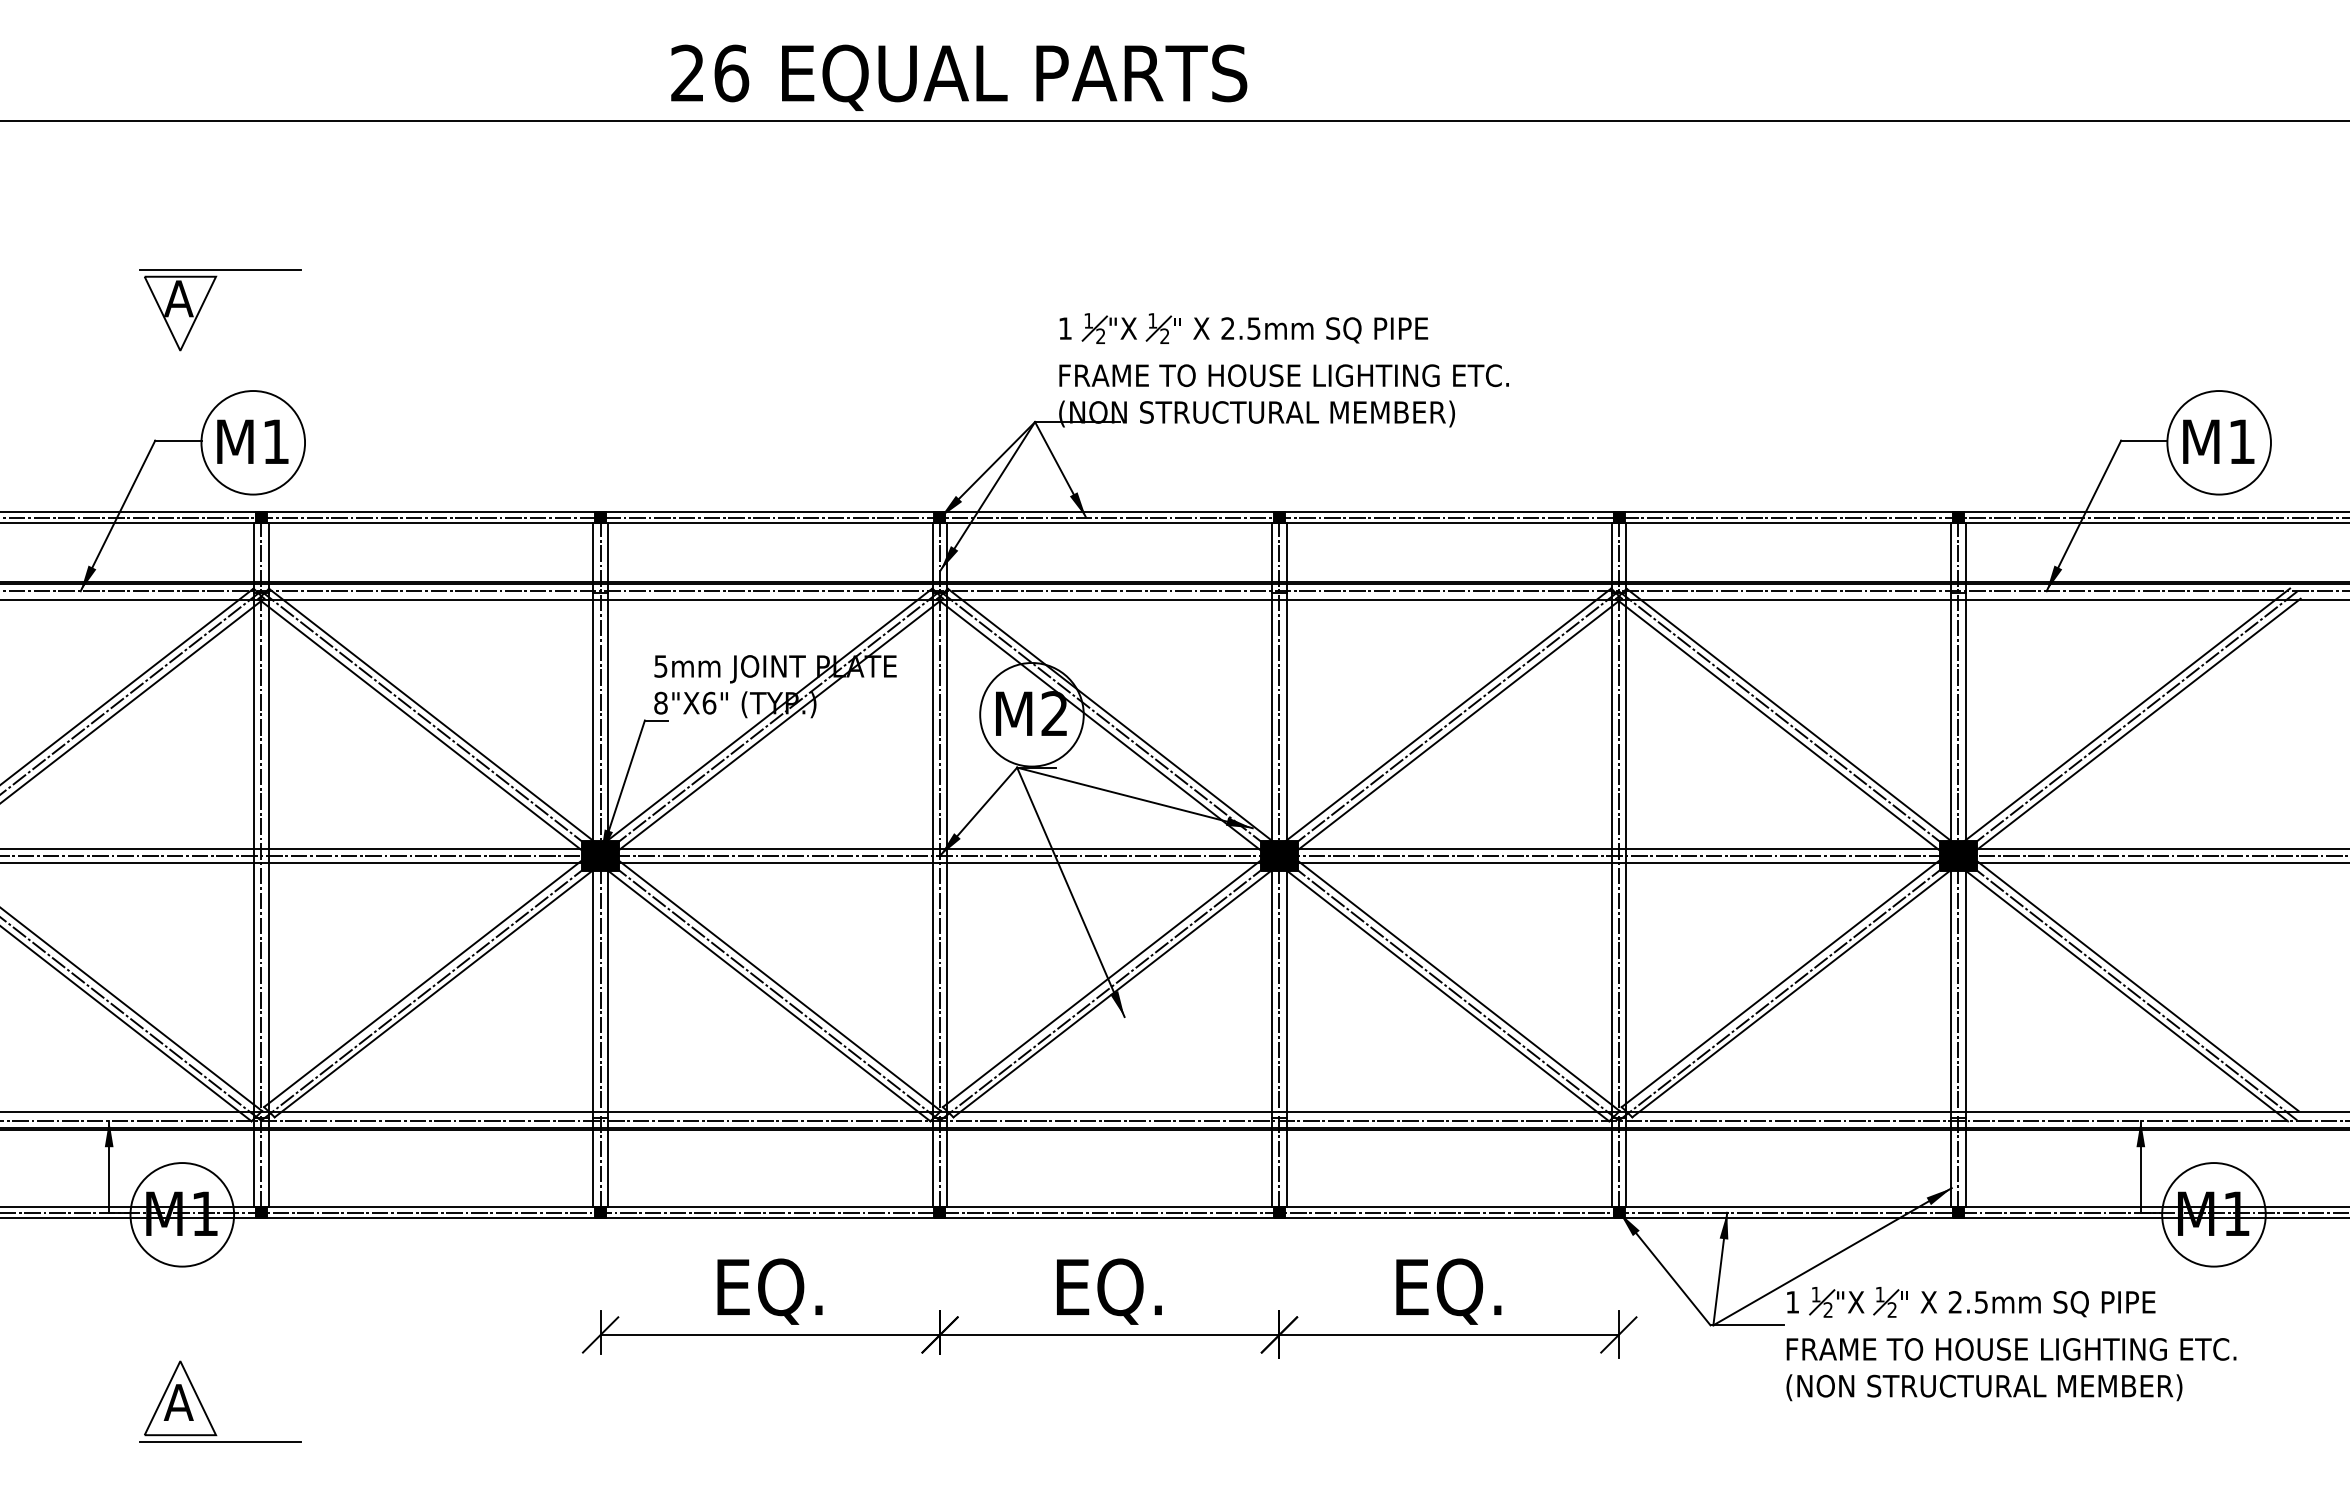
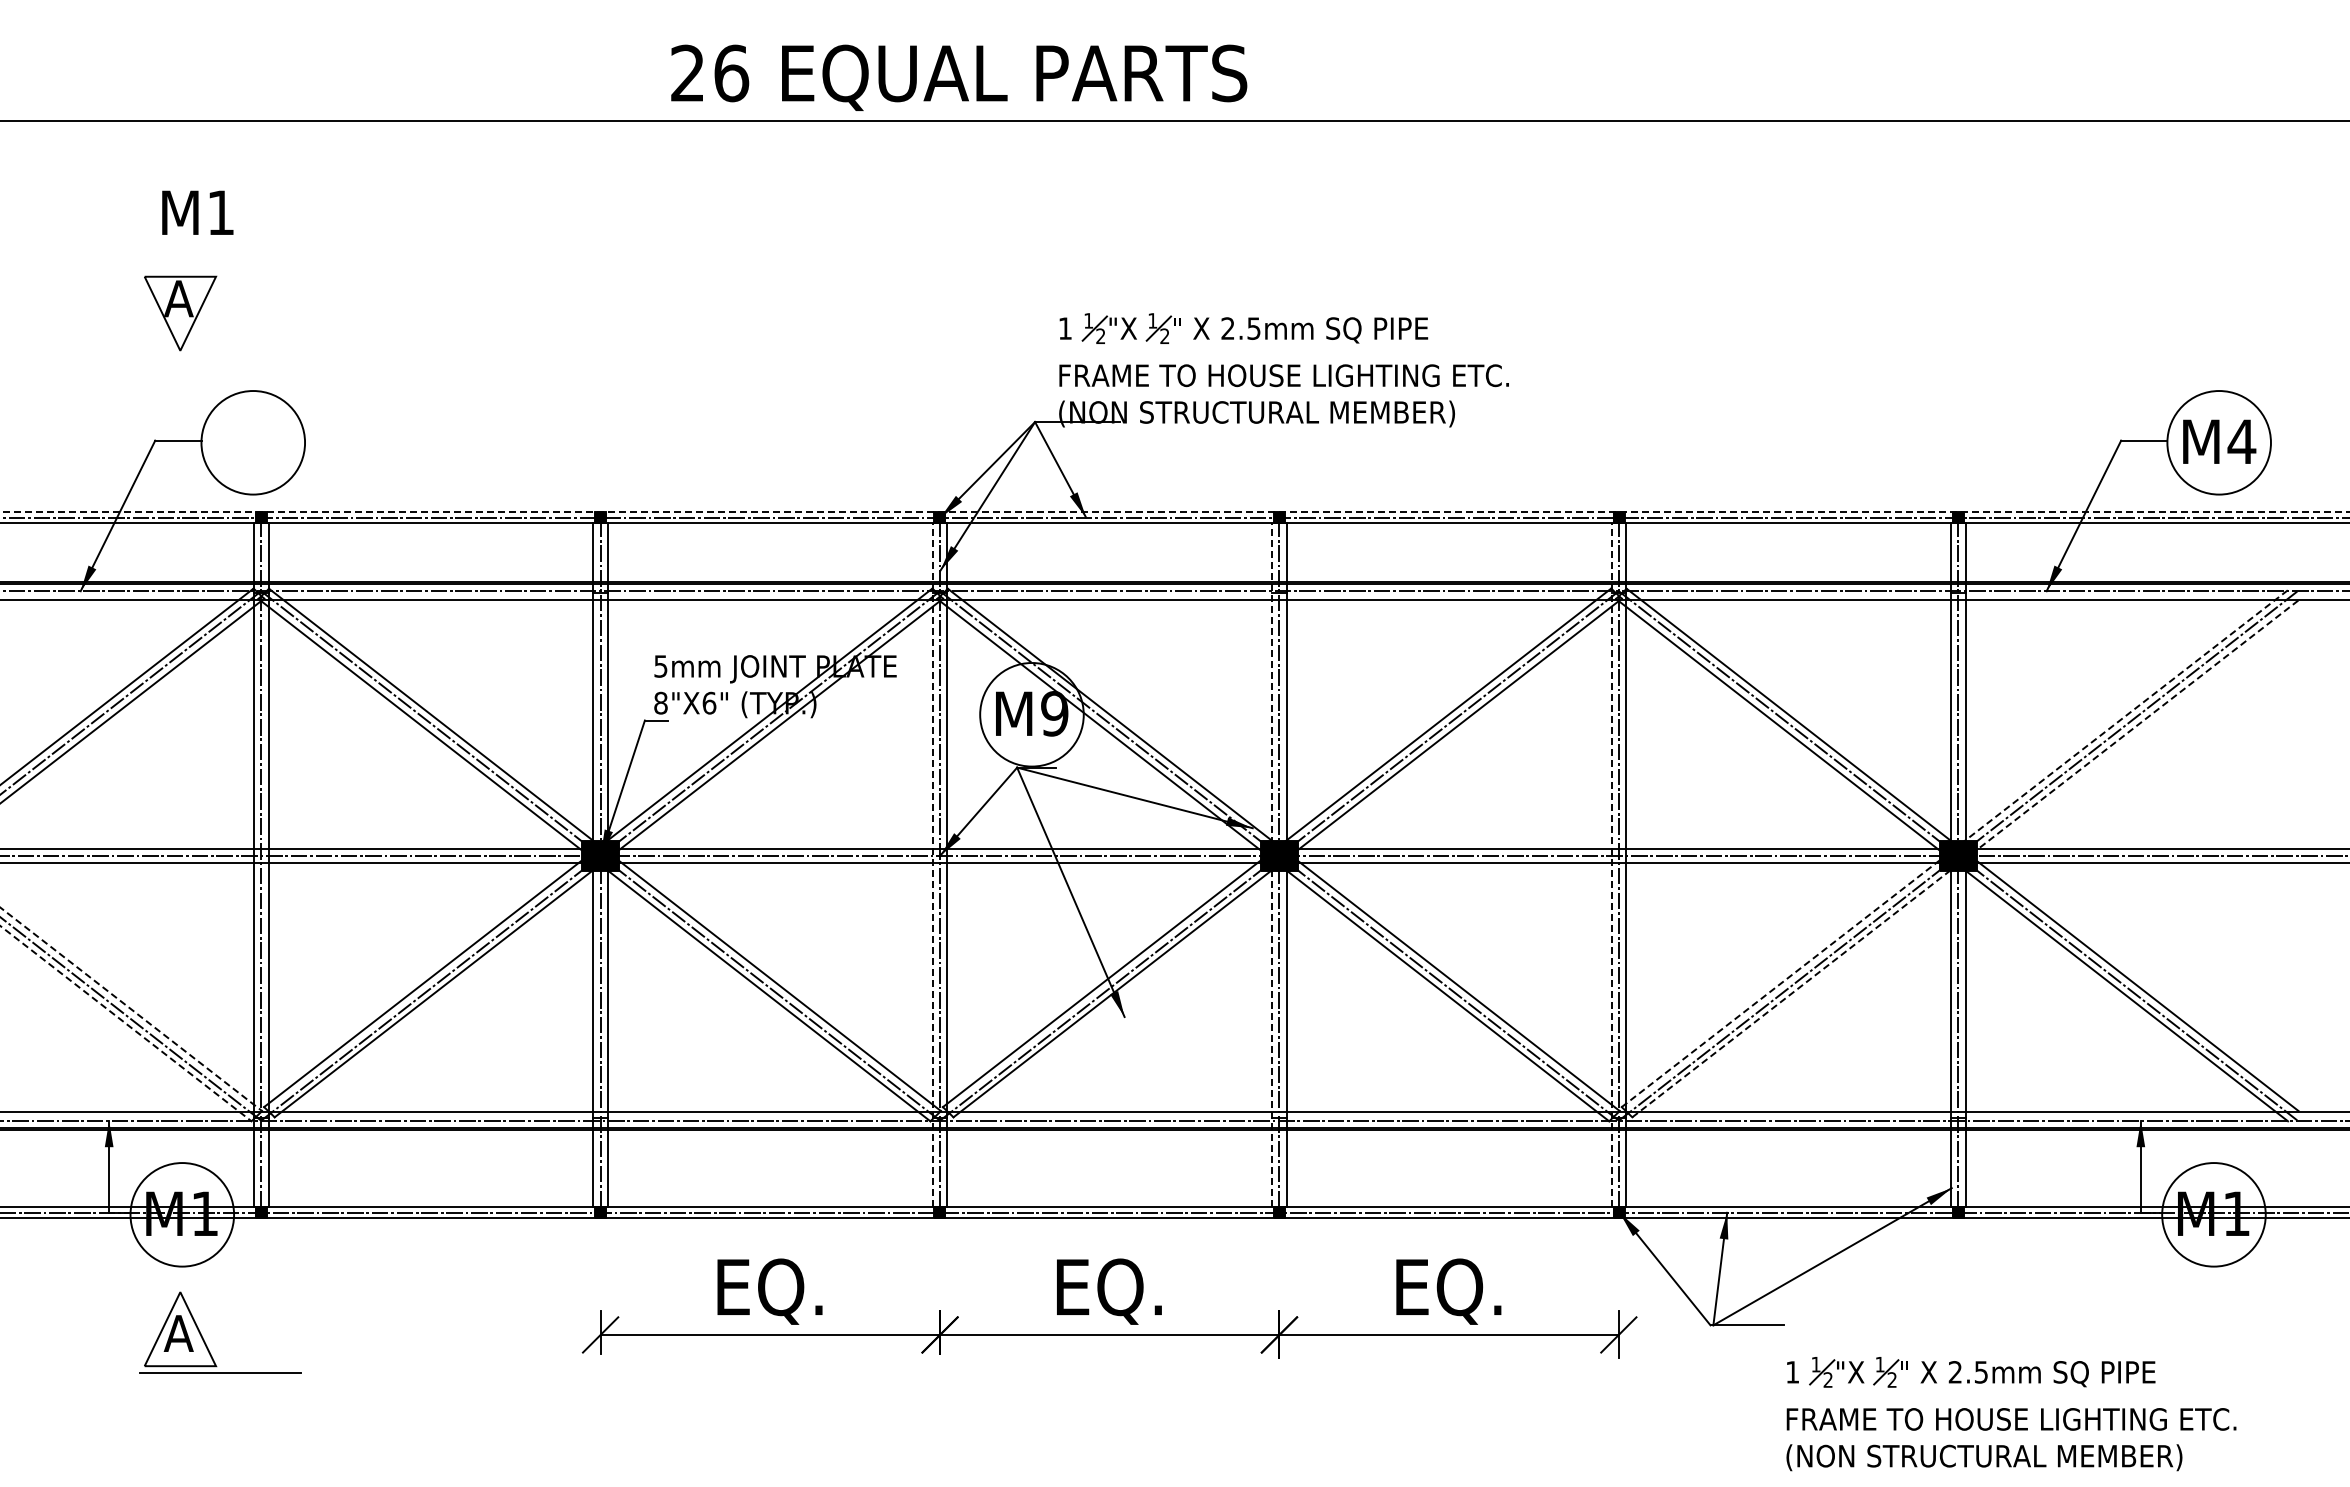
line: present -> none (220, 269)
text position: (252, 441) -> (197, 212) (197, 212)
text: M1 -> M4 (2241, 441)
line: solid -> dashed (1176, 512)
text: M2 -> M9 (1054, 713)
line: solid -> dashed (1955, 847)
line: solid -> dashed (1966, 858)
line: solid -> dashed (932, 865)
line: solid -> dashed (1272, 865)
line: solid -> dashed (1611, 865)
line: solid -> dashed (131, 1009)
line: solid -> dashed (126, 1023)
part position: (2011, 1344) -> (2011, 1414) (2011, 1414)
part position: (204, 1408) -> (204, 1339) (204, 1339)
